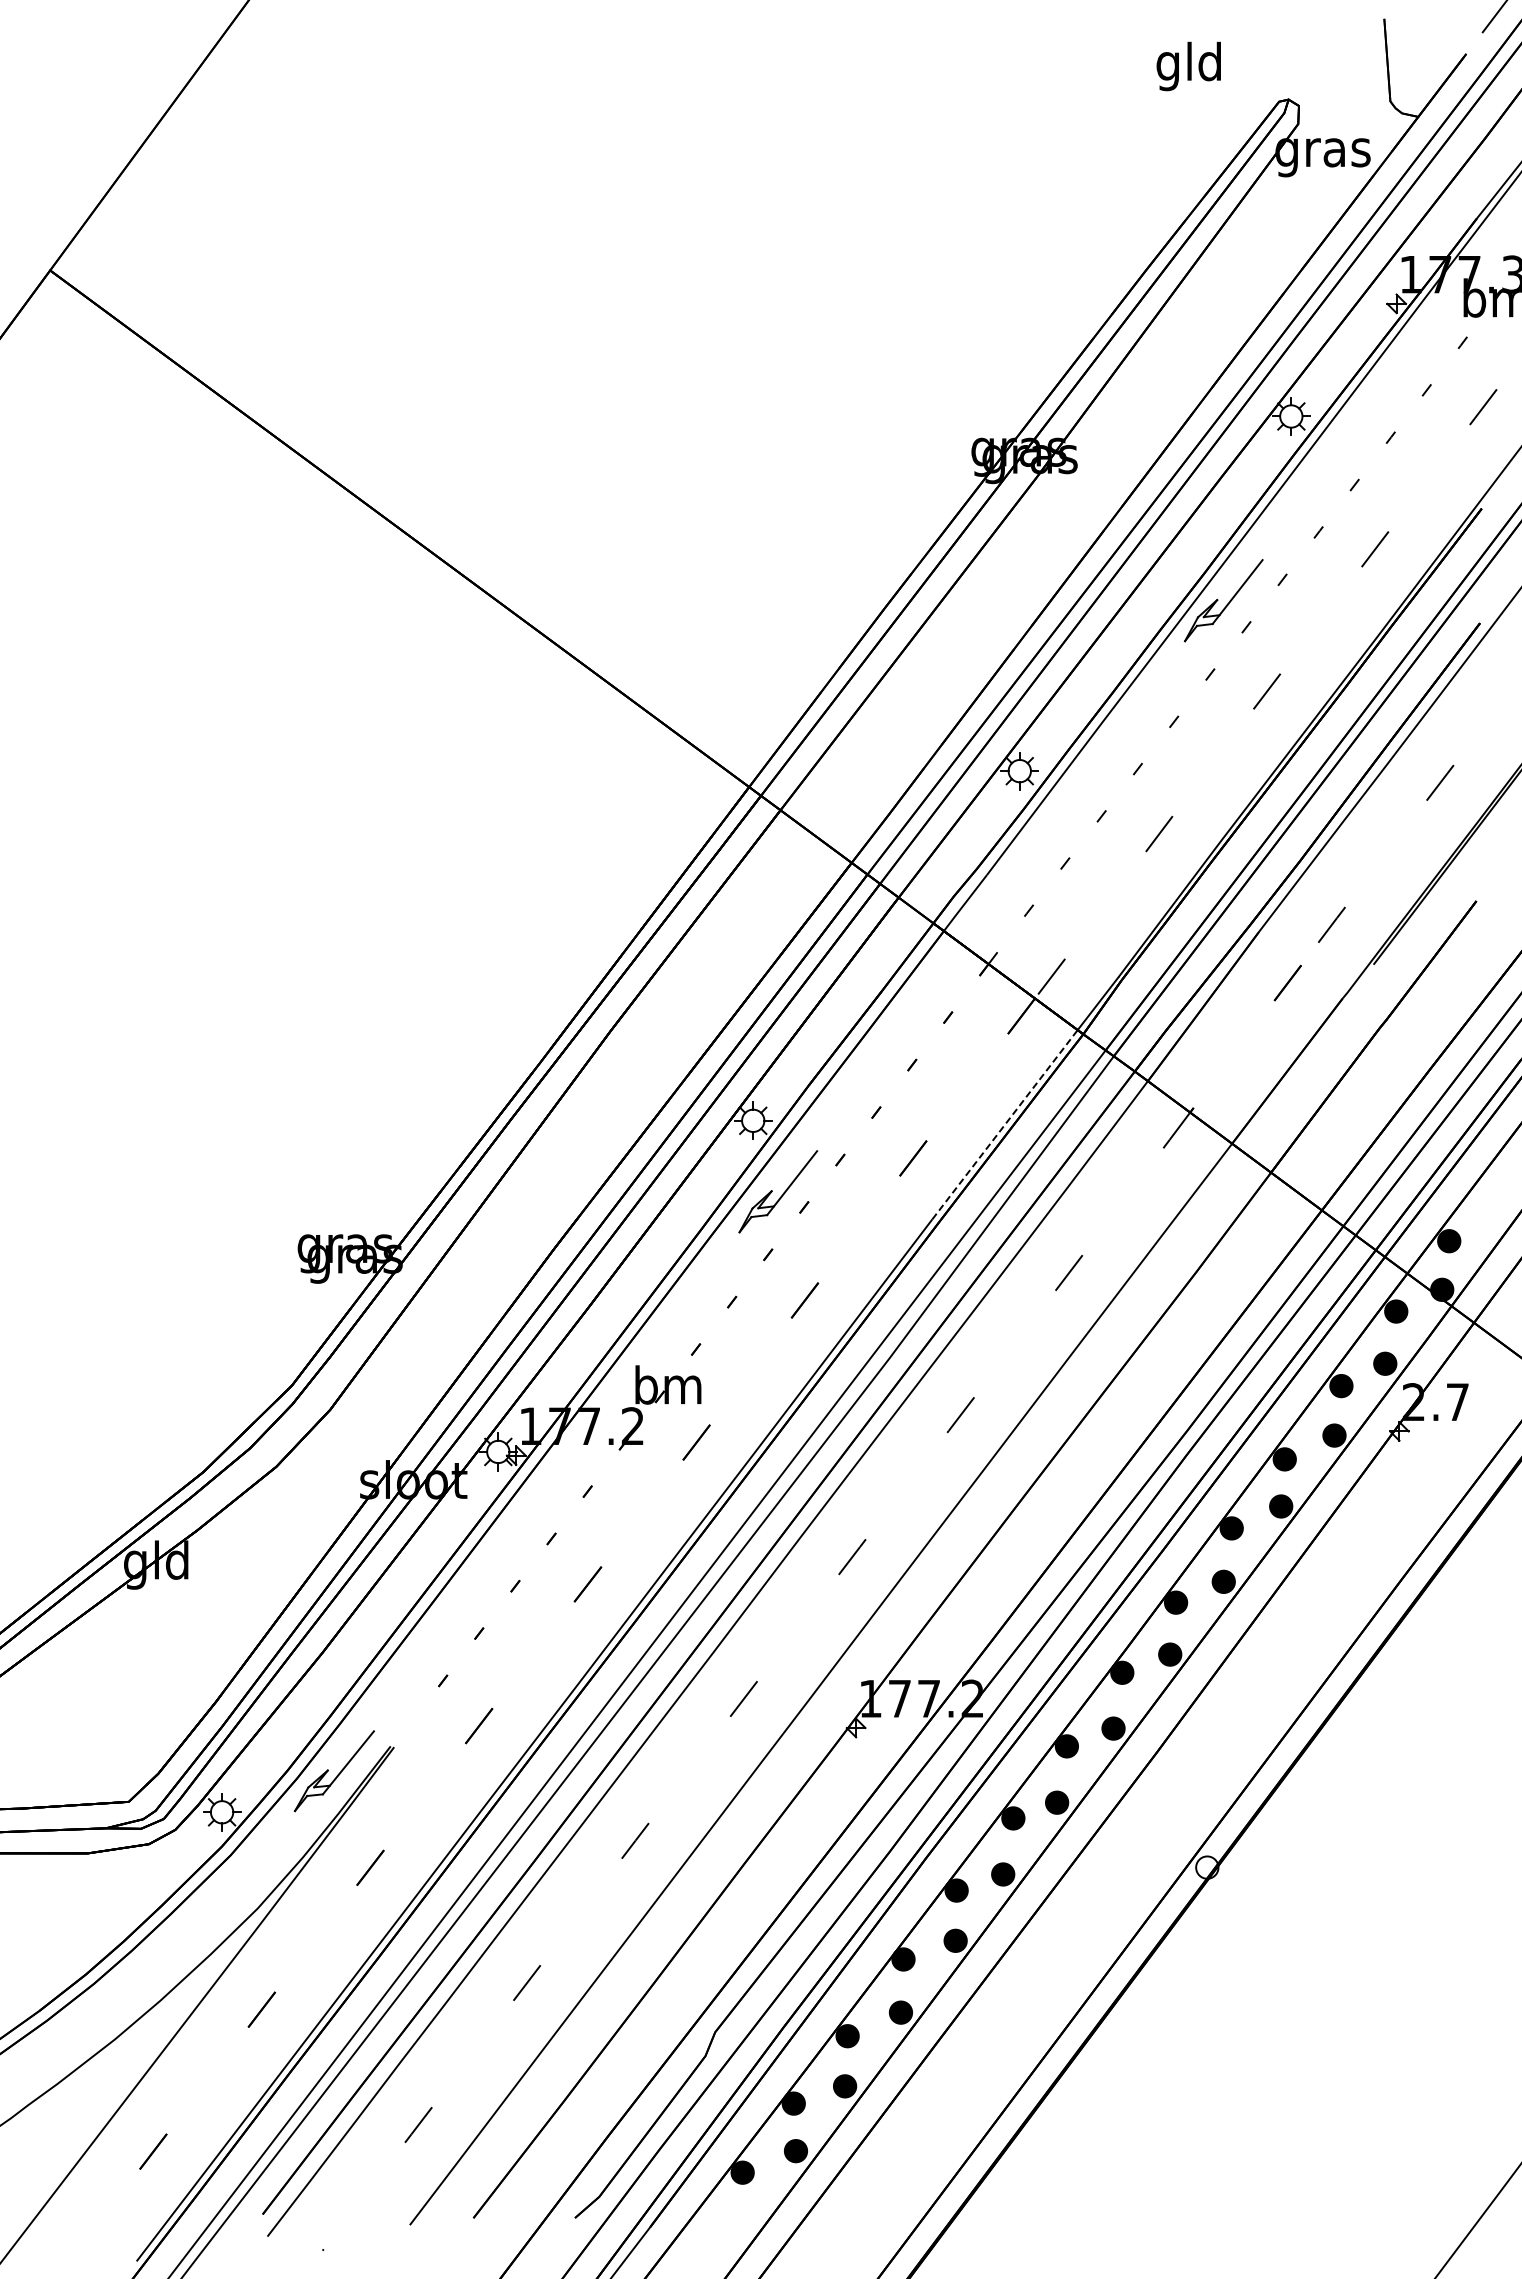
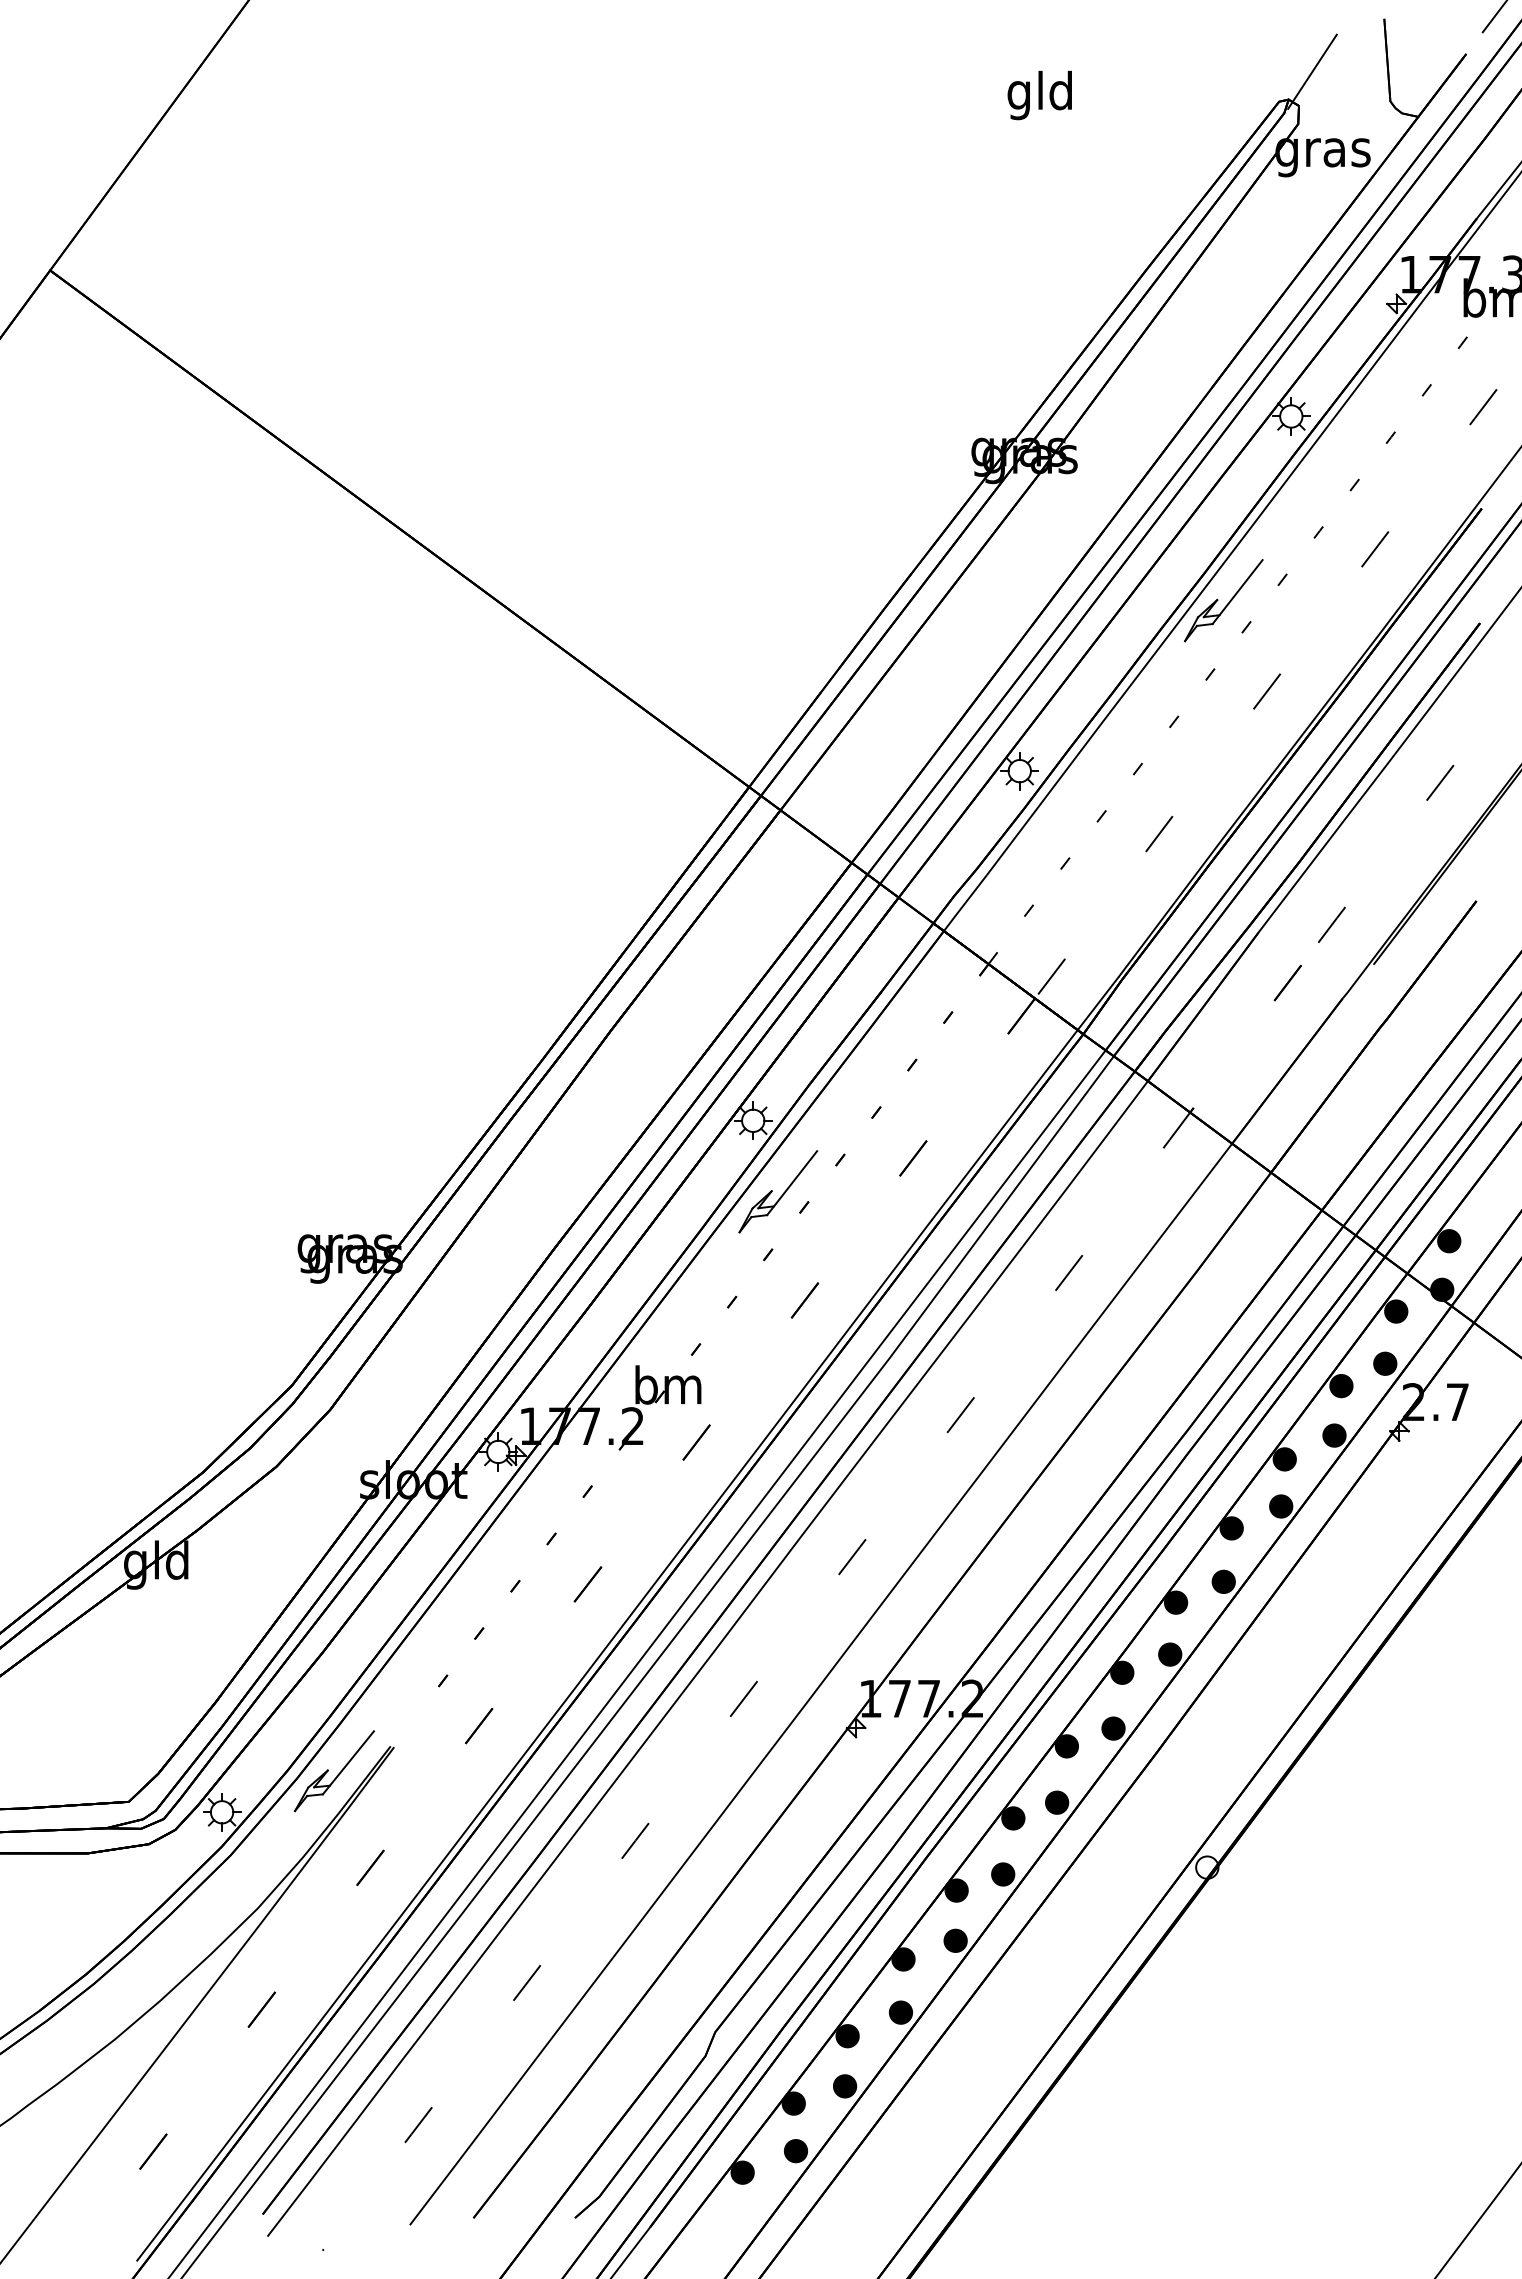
text position: (1188, 66) -> (1039, 95) (1039, 95)
line: none -> present (1312, 71)
line: dashed -> solid (1005, 1124)
